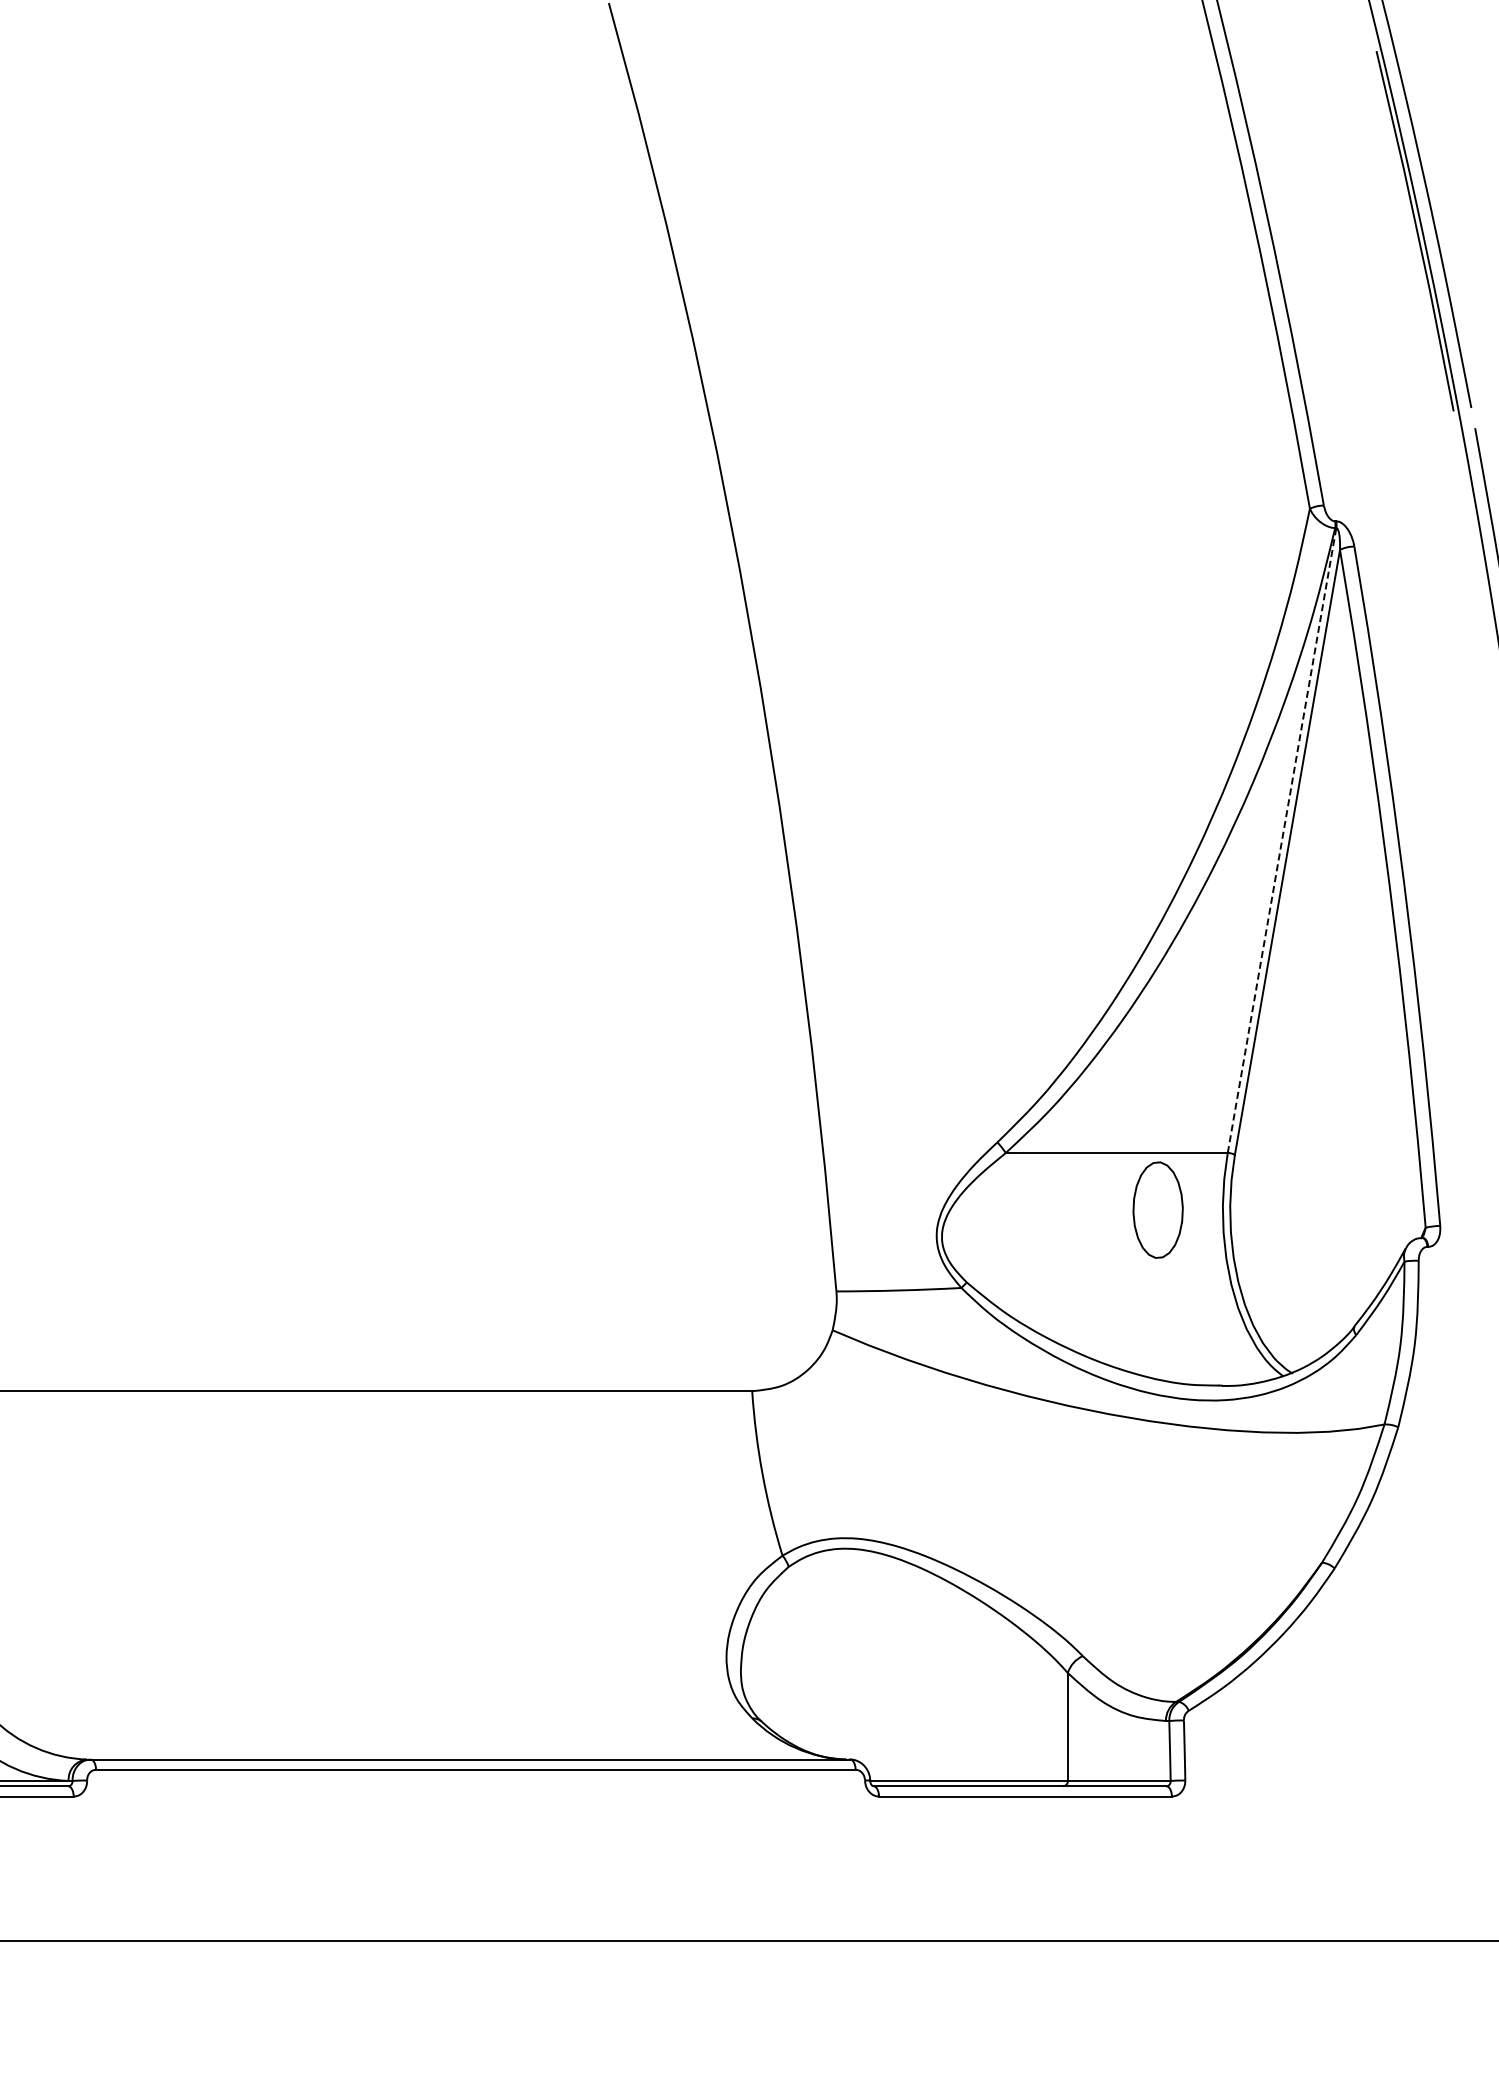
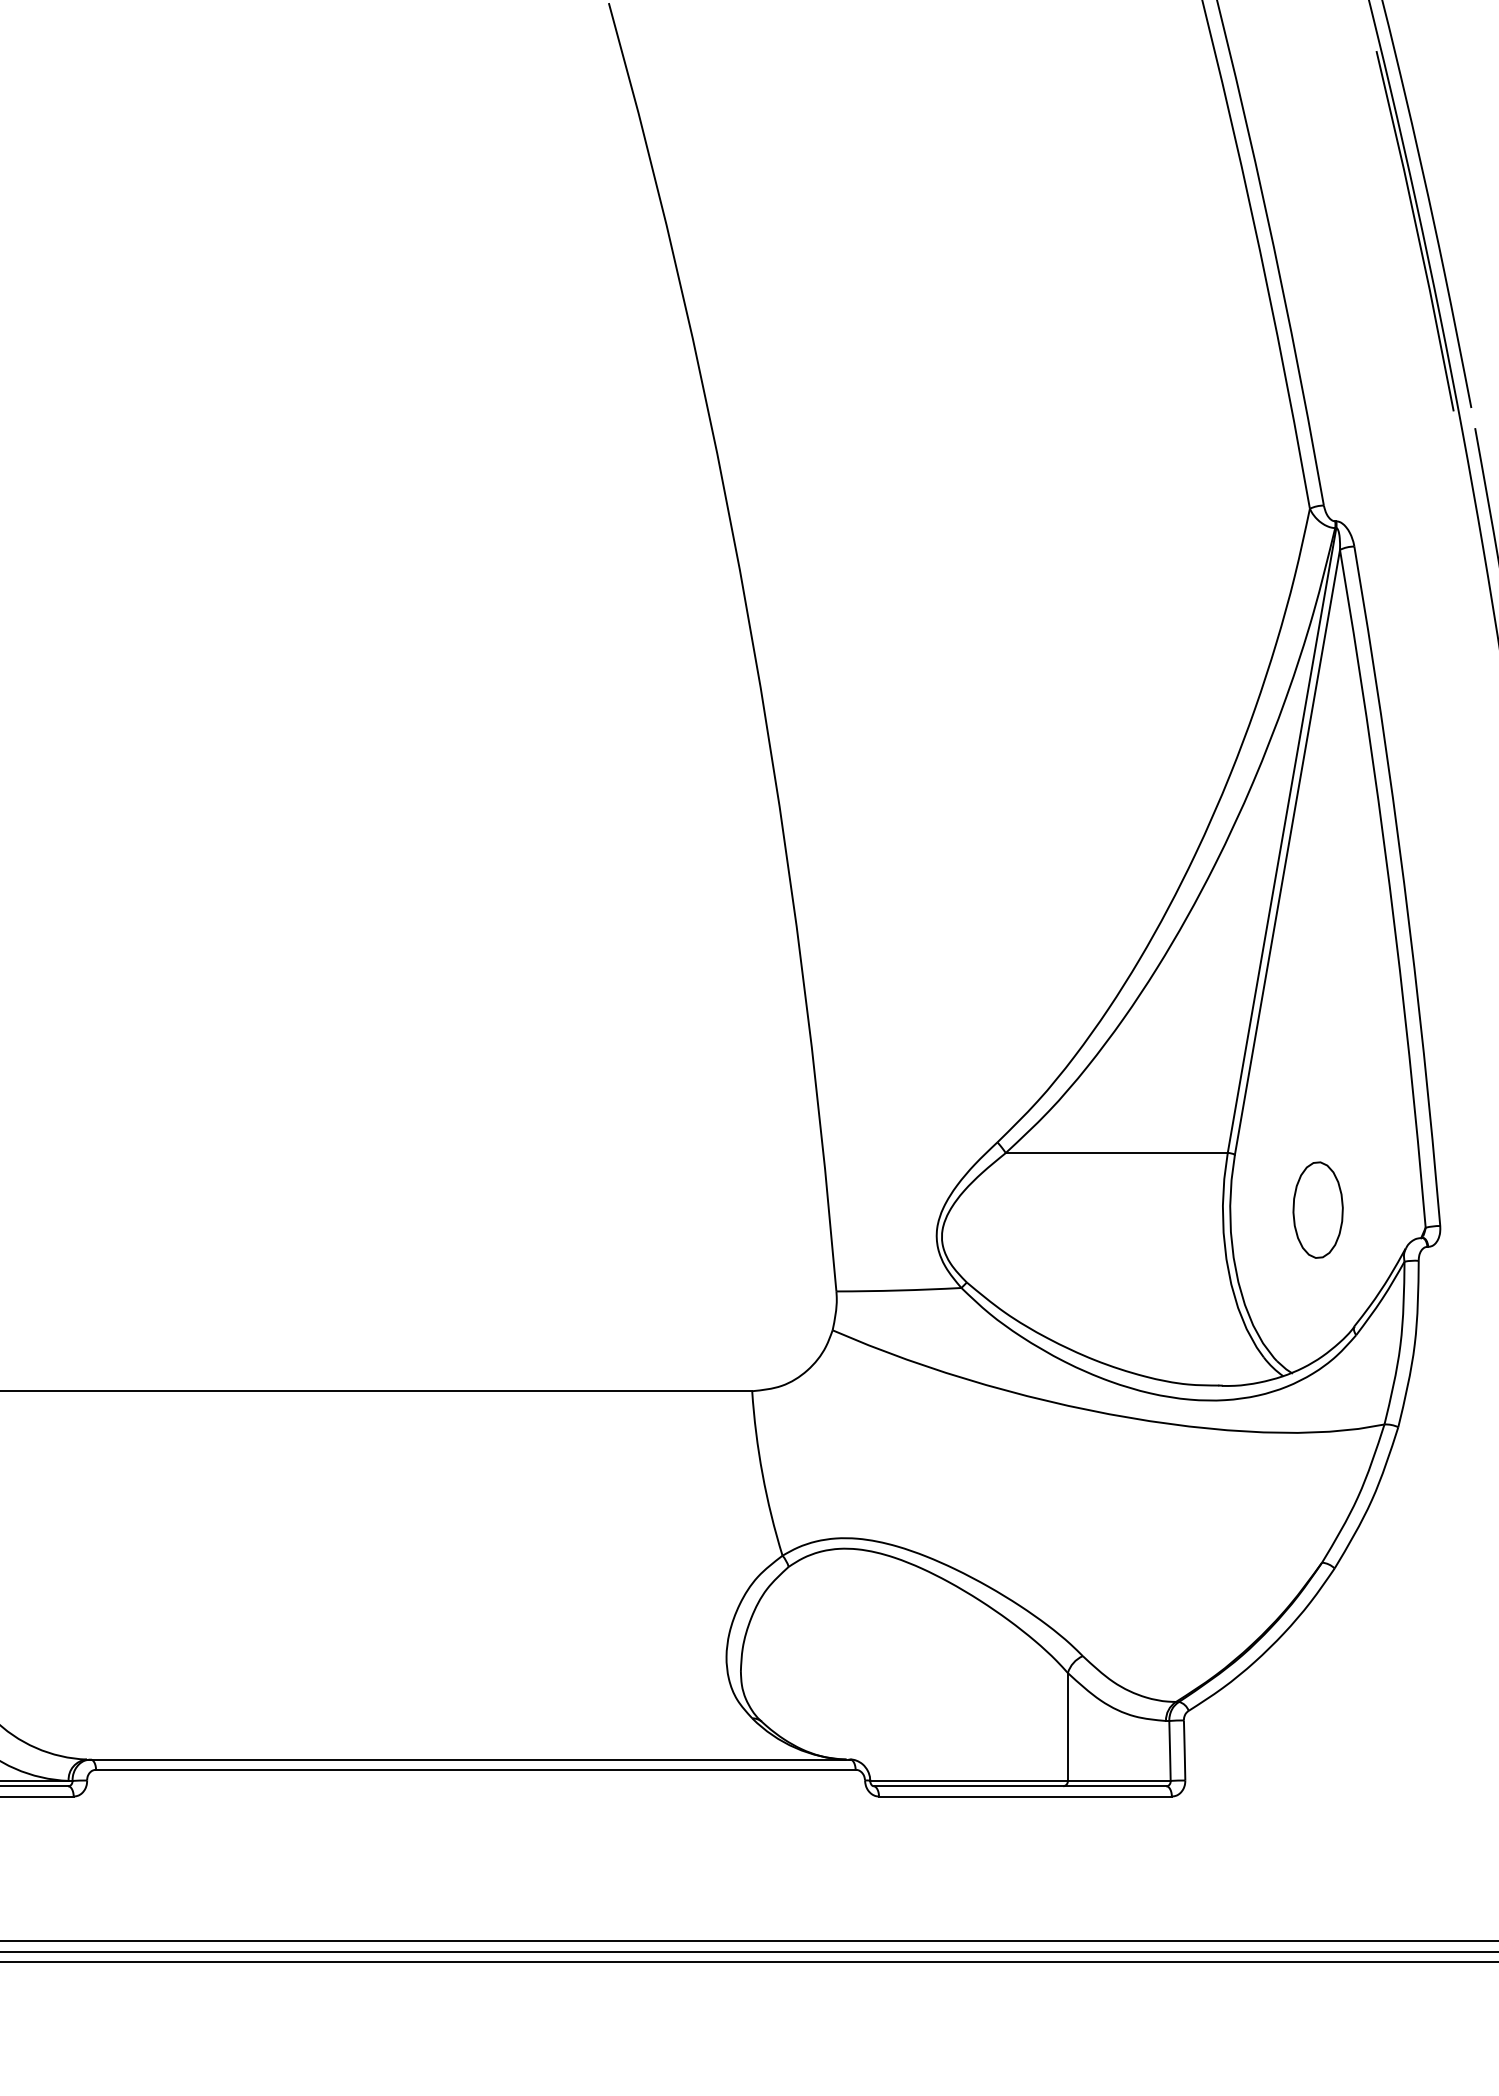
line: dashed -> solid (1282, 840)
part position: (1157, 1209) -> (1317, 1209) (1317, 1209)
line: none -> present (748, 1951)
line: none -> present (748, 1962)
